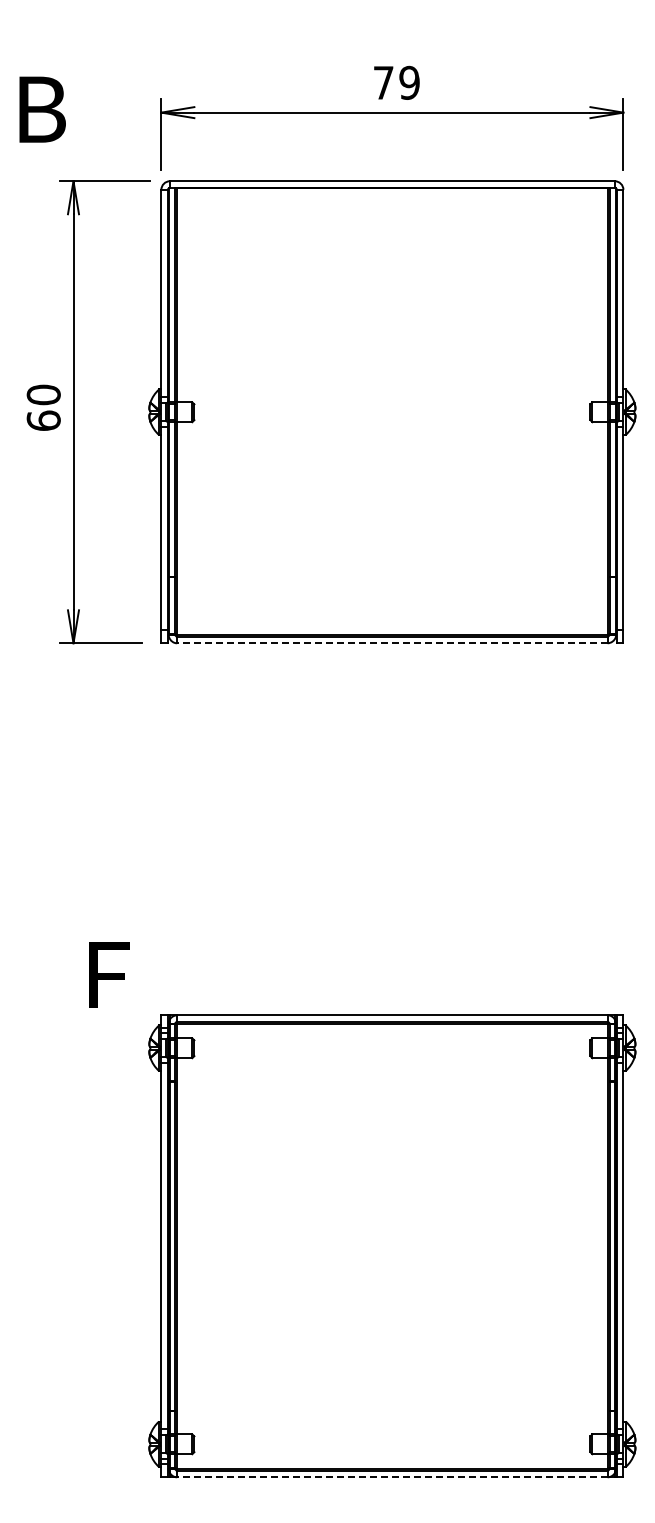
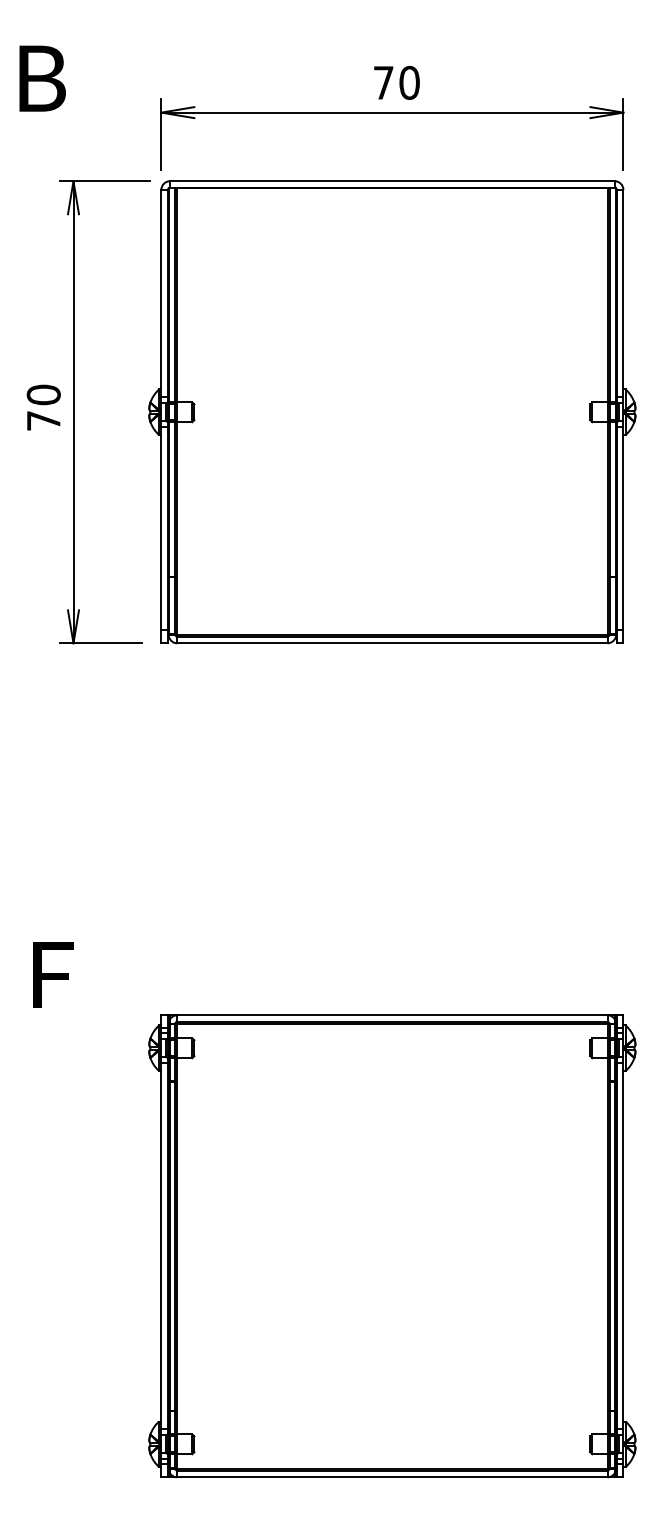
text: 79 -> 70 (409, 82)
text position: (42, 109) -> (42, 78) (42, 78)
text: 60 -> 70 (43, 420)
line: dashed -> solid (391, 643)
text position: (109, 974) -> (53, 974) (53, 974)
line: dashed -> solid (391, 1477)
